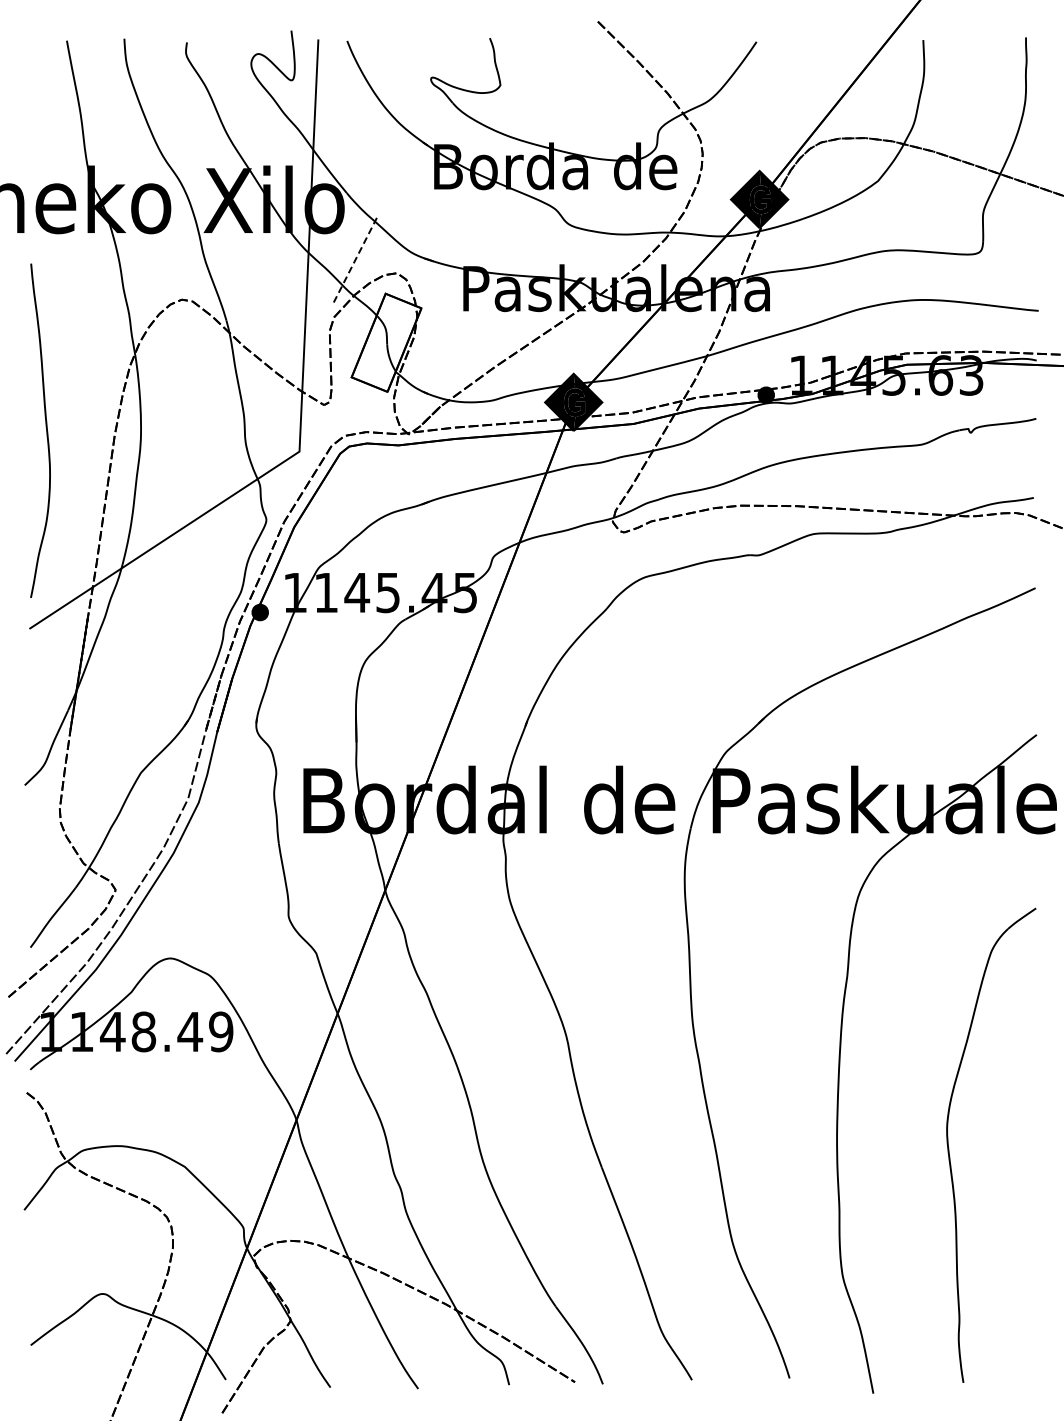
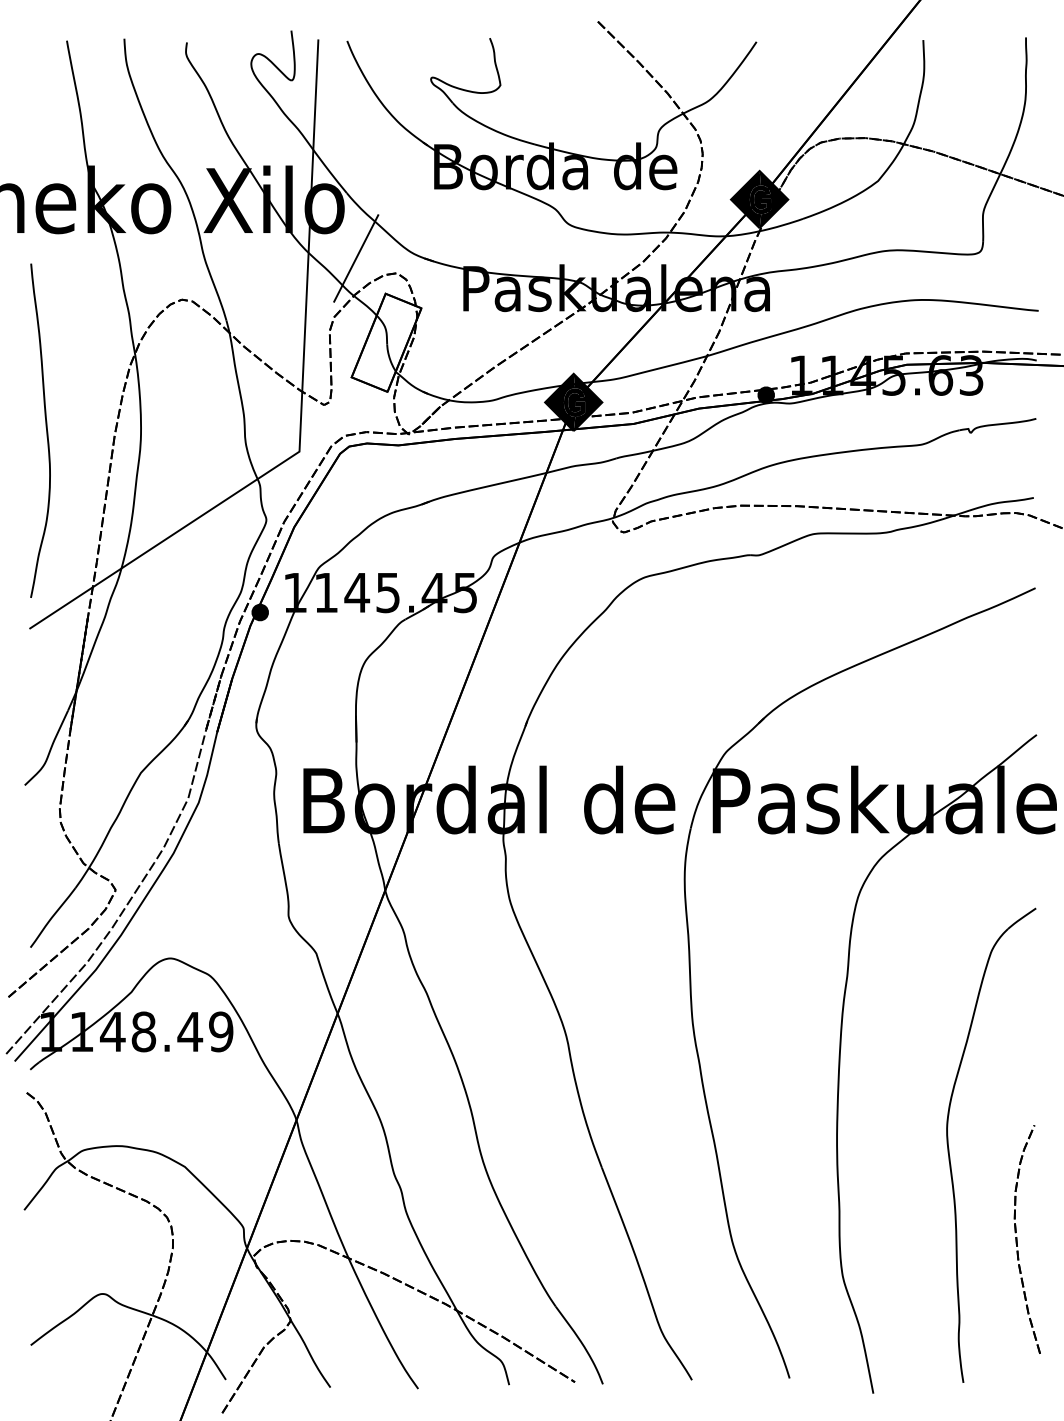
line: dashed -> solid (356, 258)
part: none -> present (1017, 1239)
